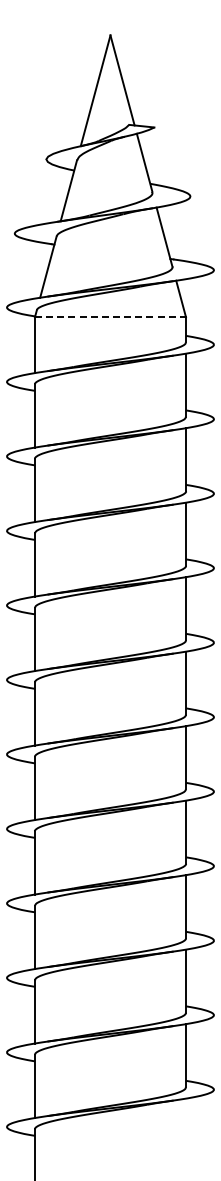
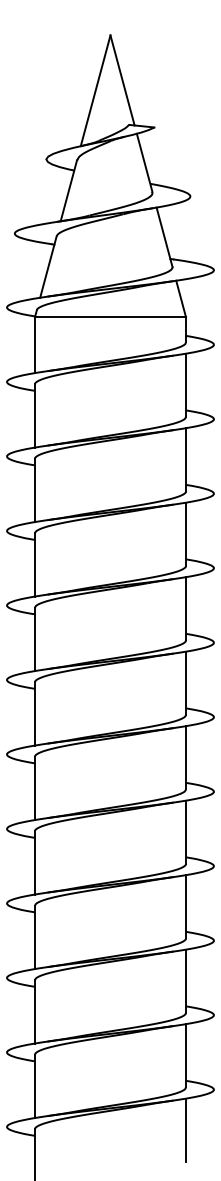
line: dashed -> solid (110, 317)
line: none -> present (186, 1129)
